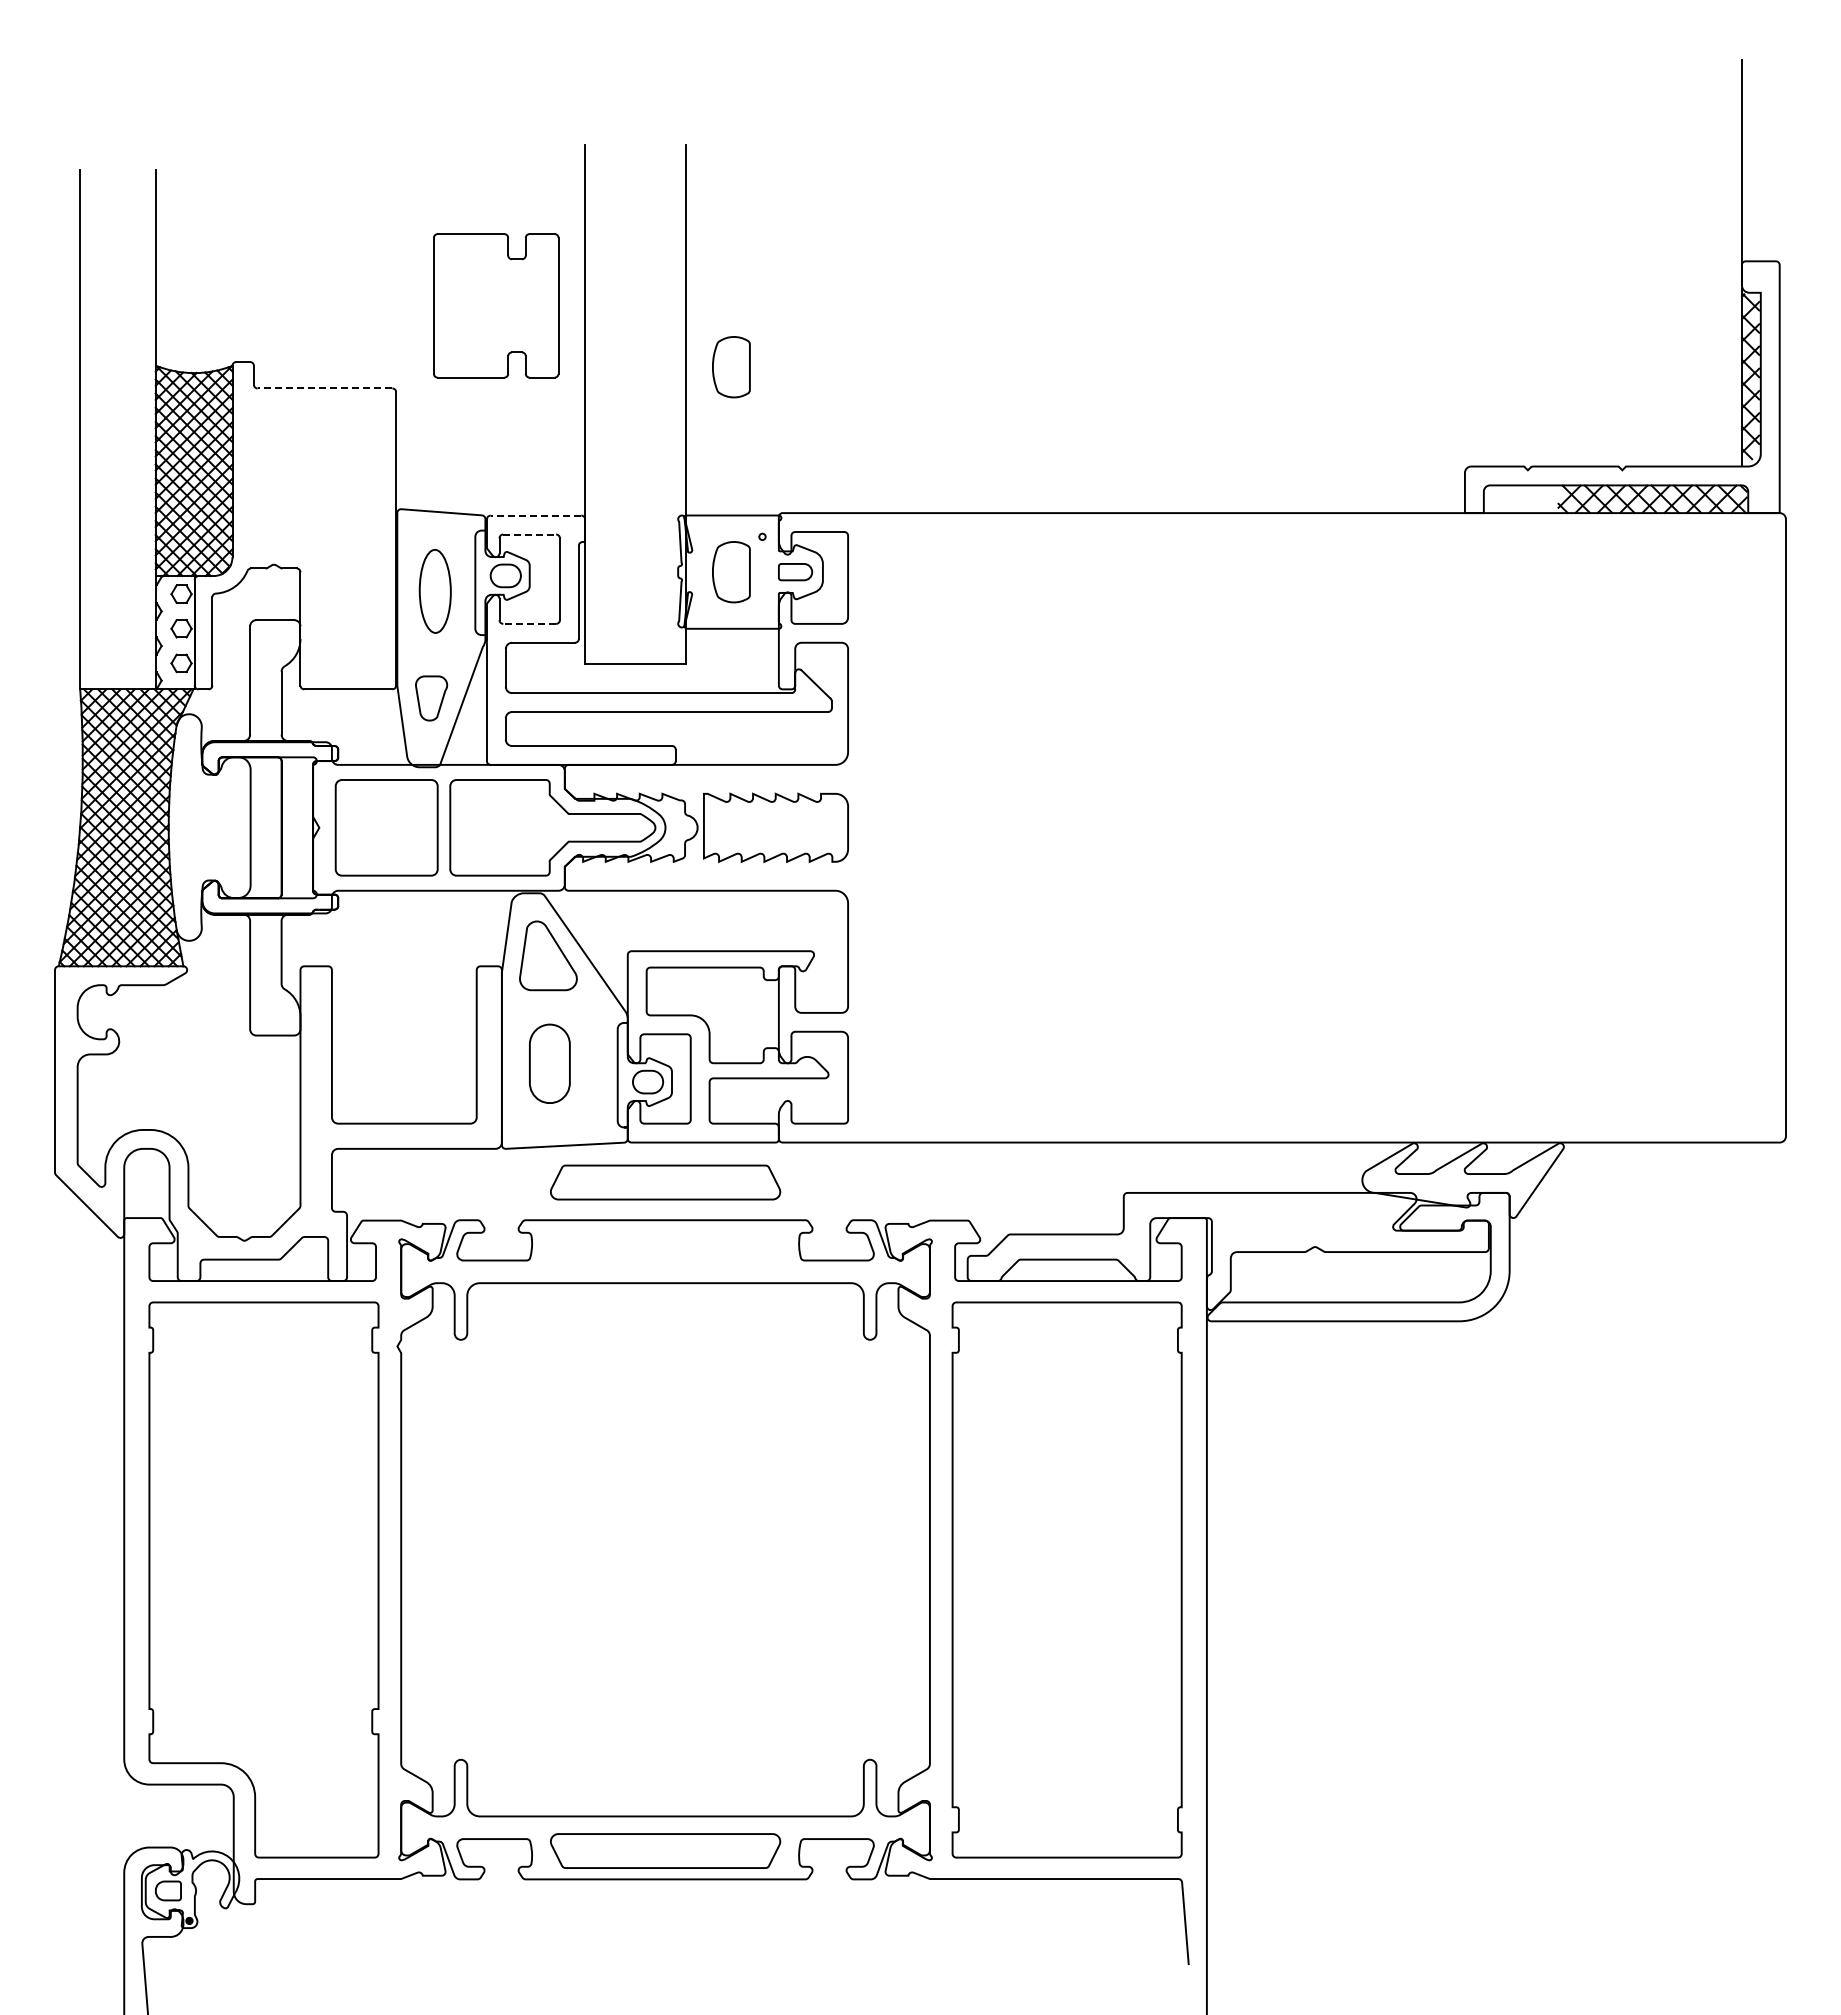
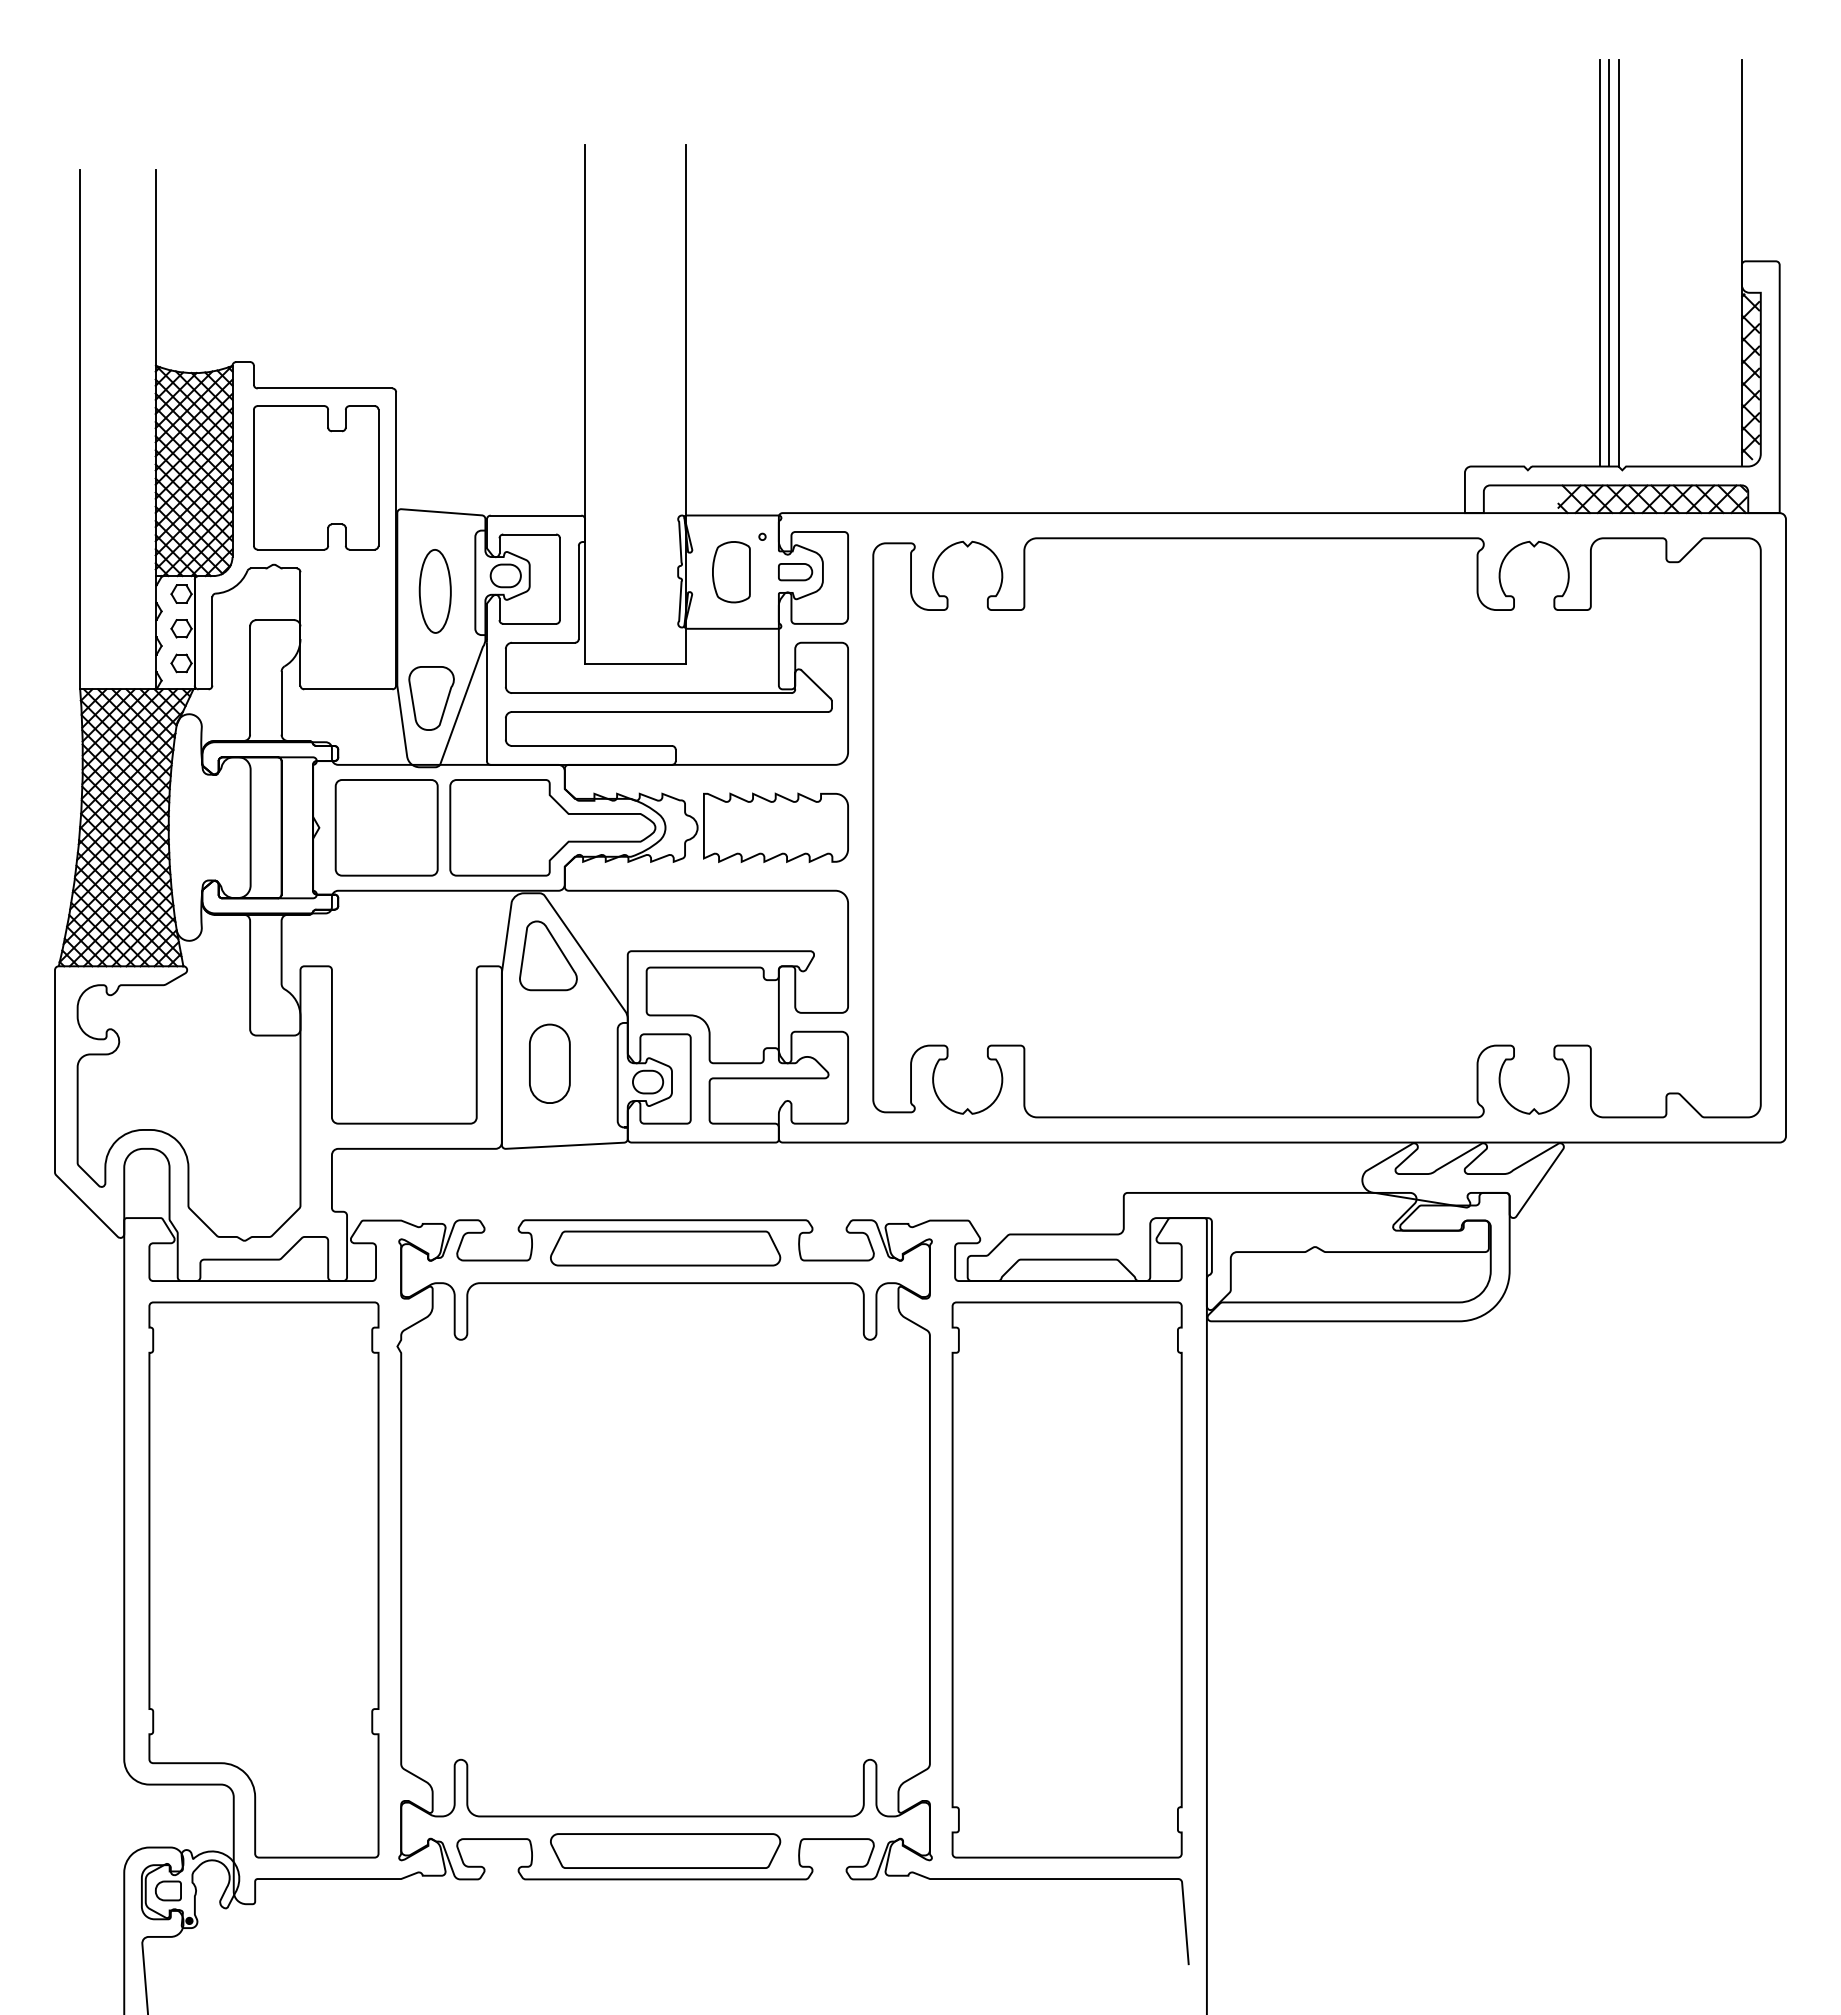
line: none -> present (1600, 262)
line: none -> present (1608, 262)
line: none -> present (1618, 263)
part position: (496, 305) -> (316, 477) (316, 477)
part: present -> none (731, 367)
line: dashed -> solid (324, 388)
line: dashed -> solid (535, 515)
line: dashed -> solid (530, 534)
line: dashed -> solid (529, 623)
part size: 34x47 px -> 47x65 px (431, 698)
part: none -> present (1316, 827)
part position: (665, 1182) -> (665, 1248) (665, 1248)
